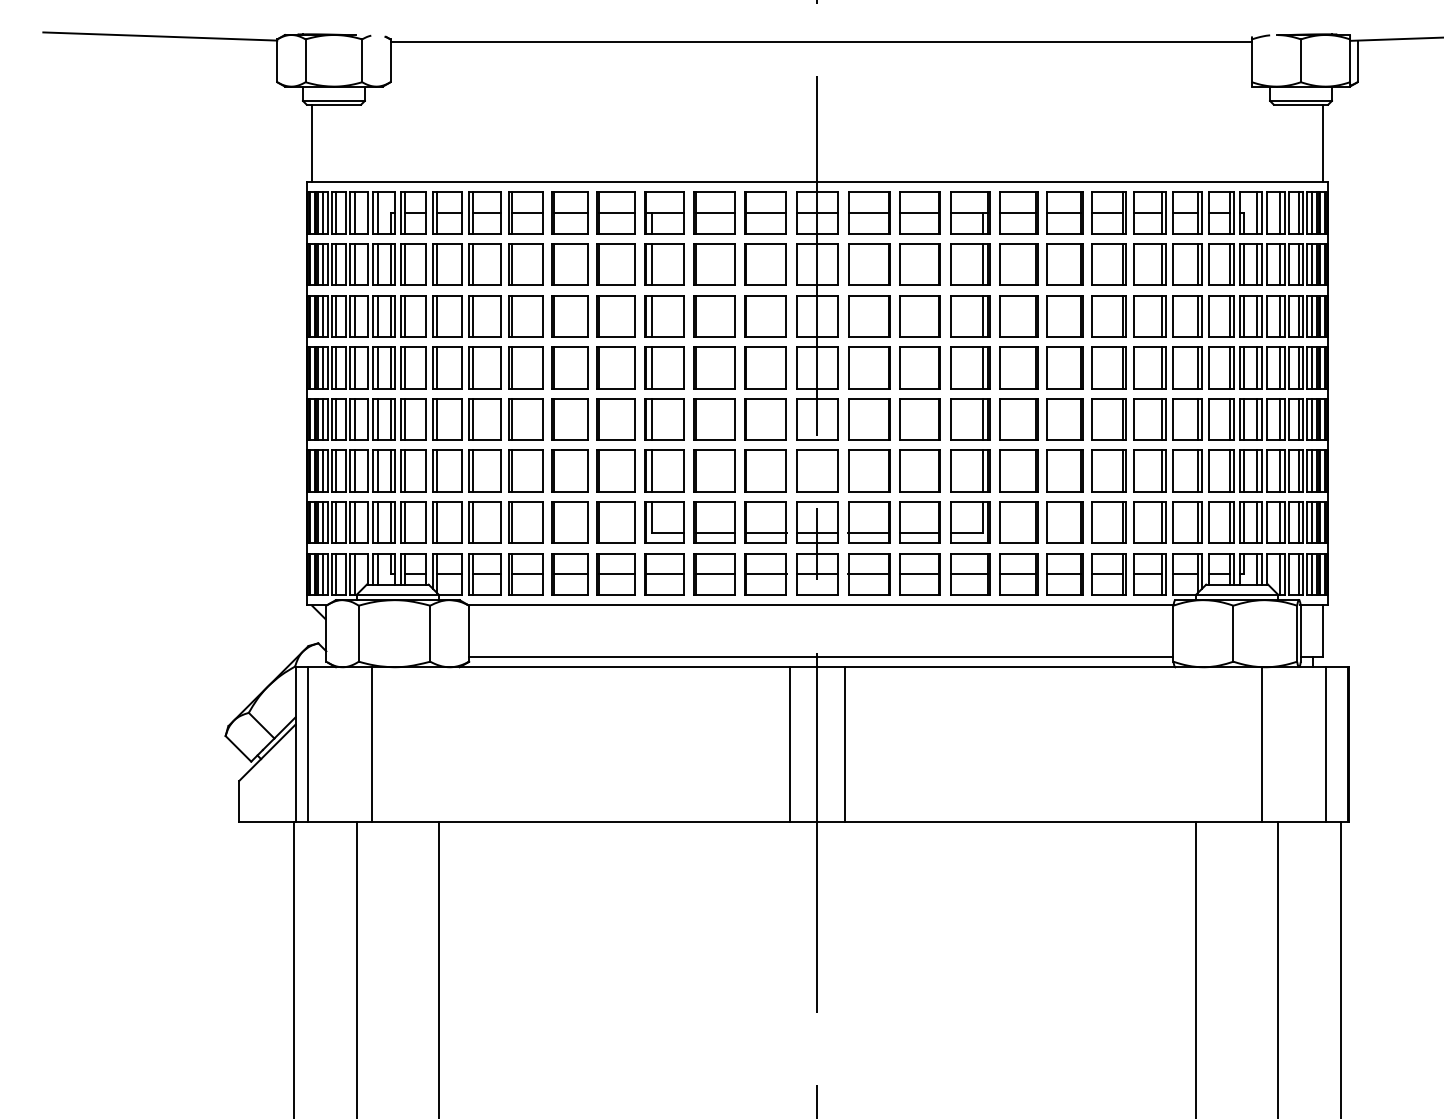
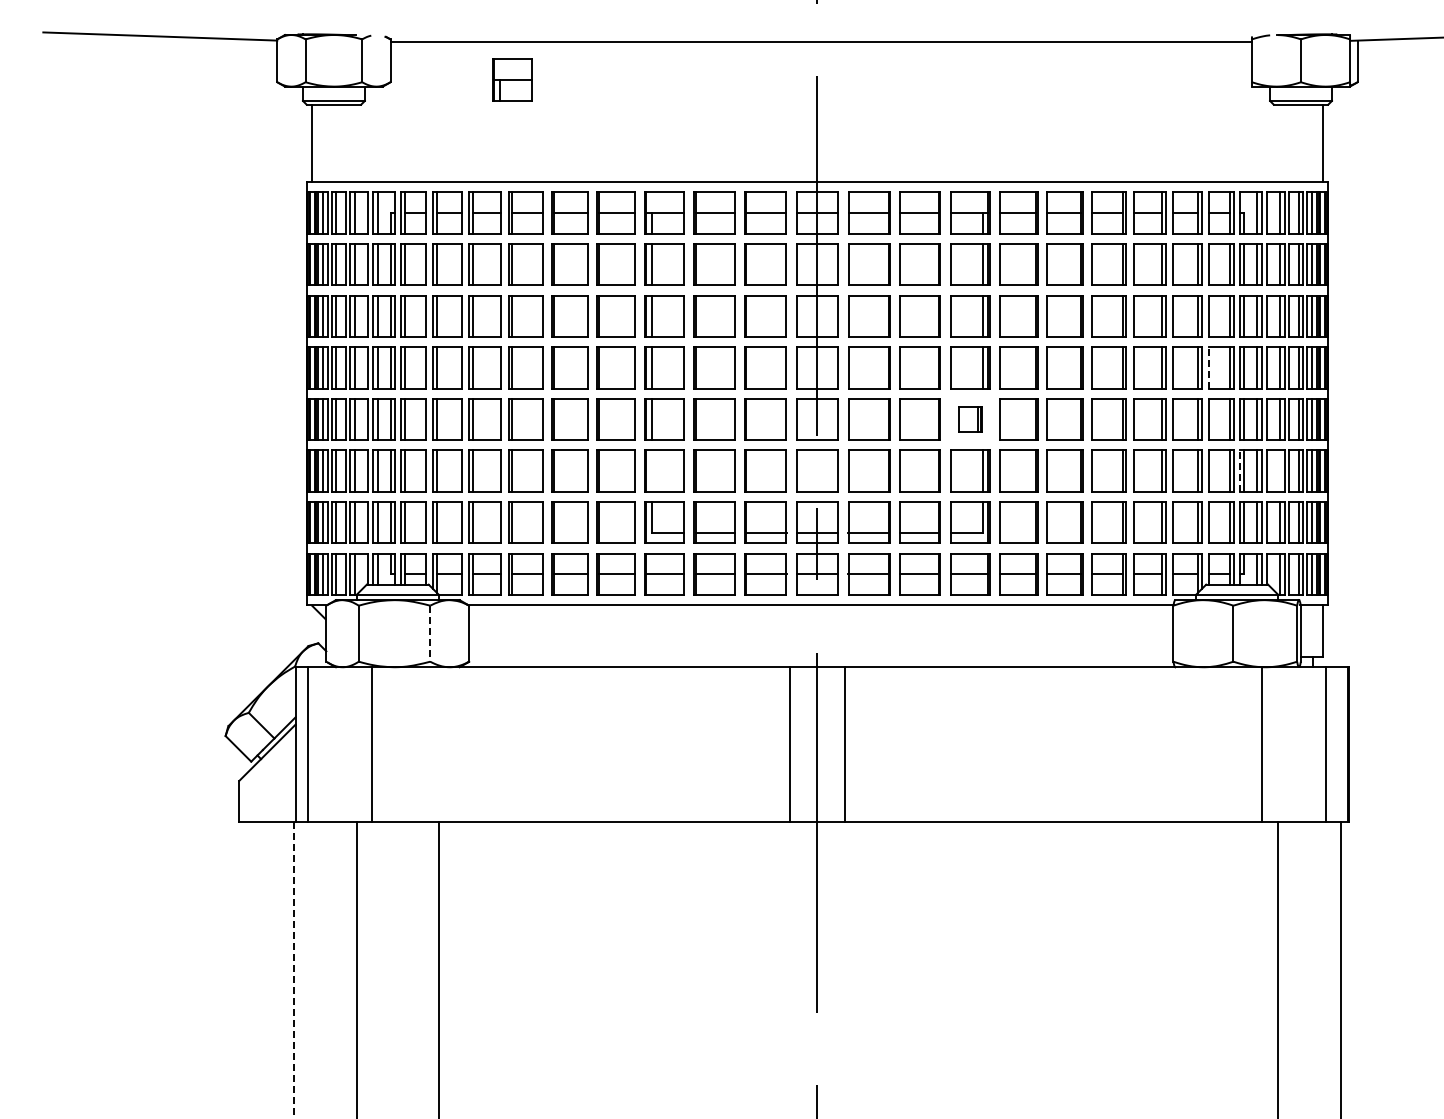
part: none -> present (512, 79)
line: solid -> dashed (1208, 367)
part size: 41x43 px -> 25x27 px (970, 419)
line: present -> none (652, 470)
line: present -> none (1280, 470)
line: solid -> dashed (1239, 471)
line: solid -> dashed (430, 634)
line: present -> none (821, 656)
line: present -> none (1195, 968)
line: solid -> dashed (293, 971)
